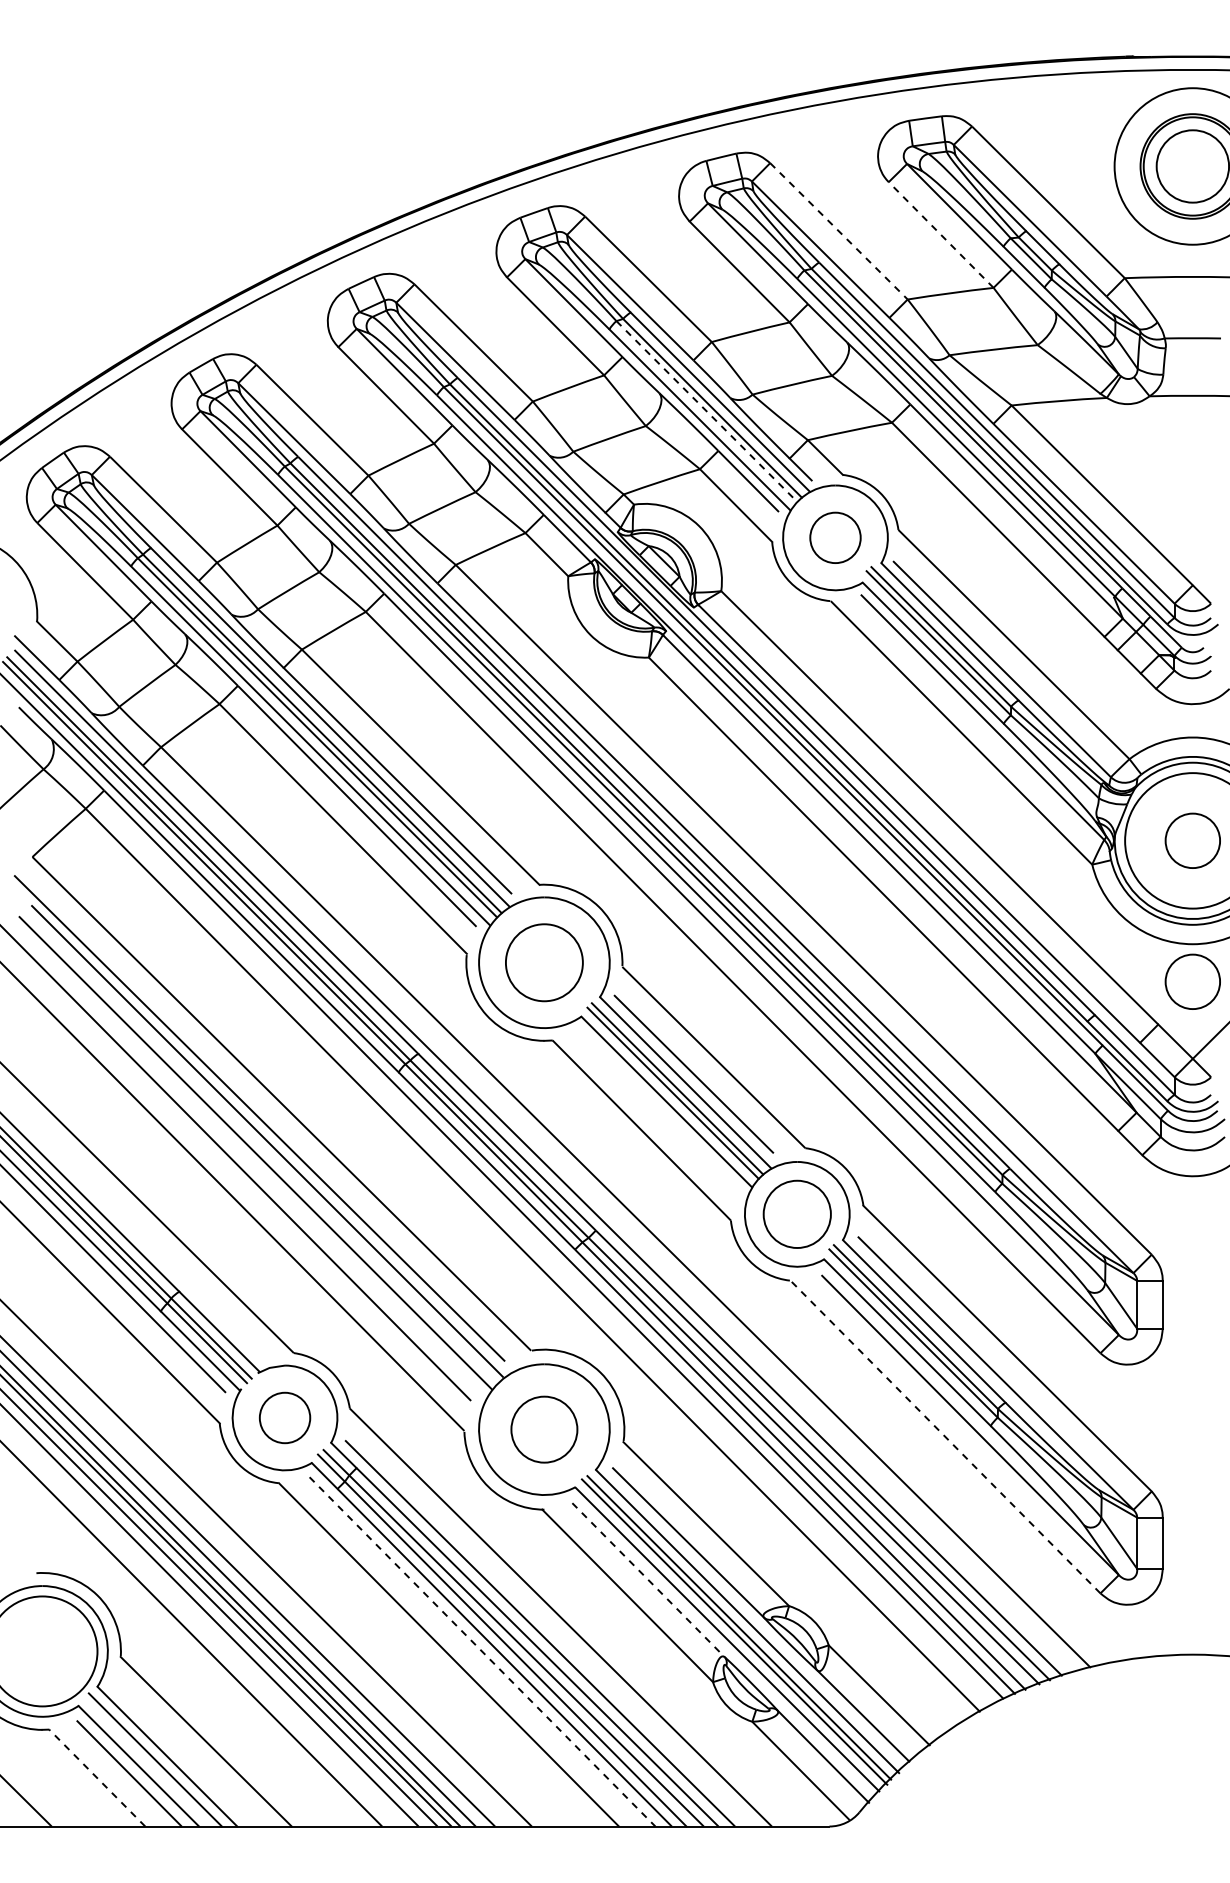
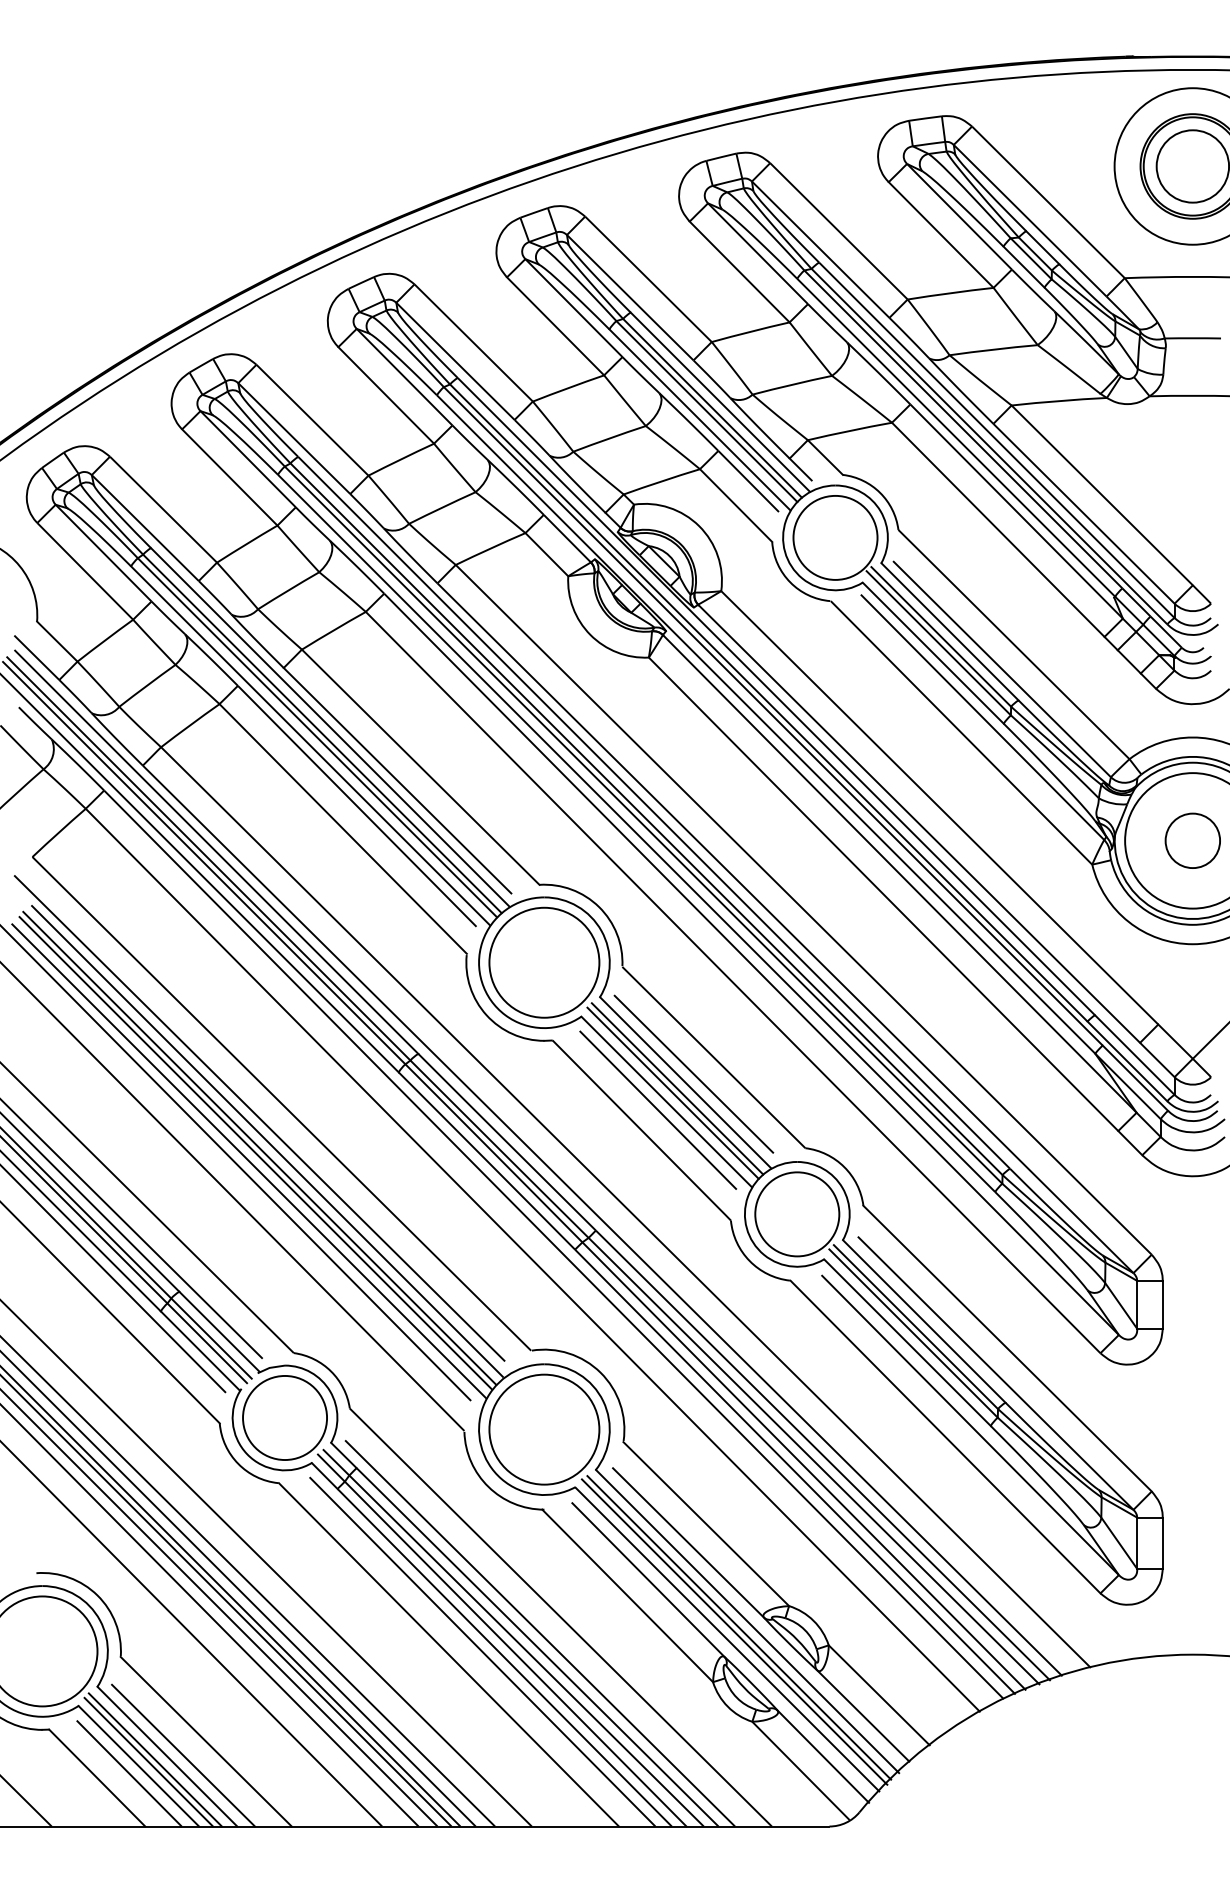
line: dashed -> solid (838, 231)
line: dashed -> solid (940, 234)
line: dashed -> solid (706, 411)
circle diameter: 50 px -> 84 px (835, 537)
circle diameter: 77 px -> 110 px (544, 962)
circle: present -> none (1192, 981)
line: none -> present (658, 1109)
line: none -> present (259, 1147)
line: none -> present (249, 1161)
circle diameter: 67 px -> 84 px (797, 1214)
line: none -> present (132, 1229)
circle diameter: 50 px -> 84 px (285, 1417)
circle diameter: 66 px -> 110 px (544, 1429)
line: dashed -> solid (945, 1436)
line: dashed -> solid (648, 1580)
line: dashed -> solid (483, 1652)
line: none -> present (183, 1755)
line: none -> present (148, 1761)
line: dashed -> solid (96, 1777)
